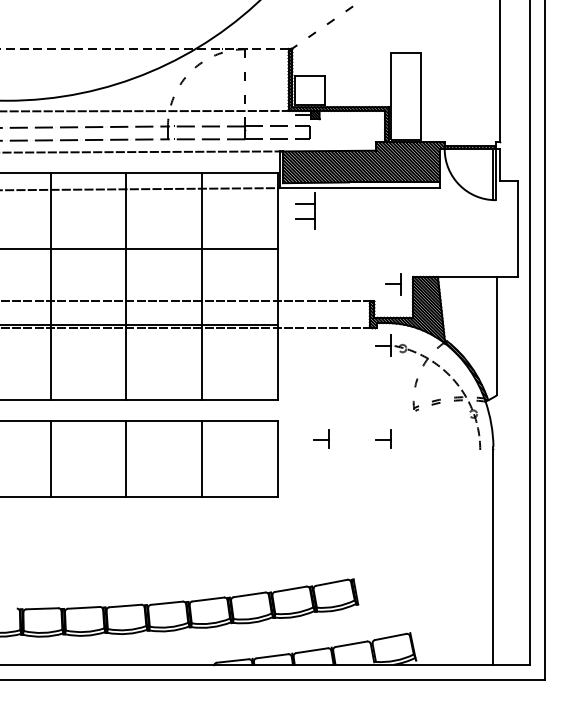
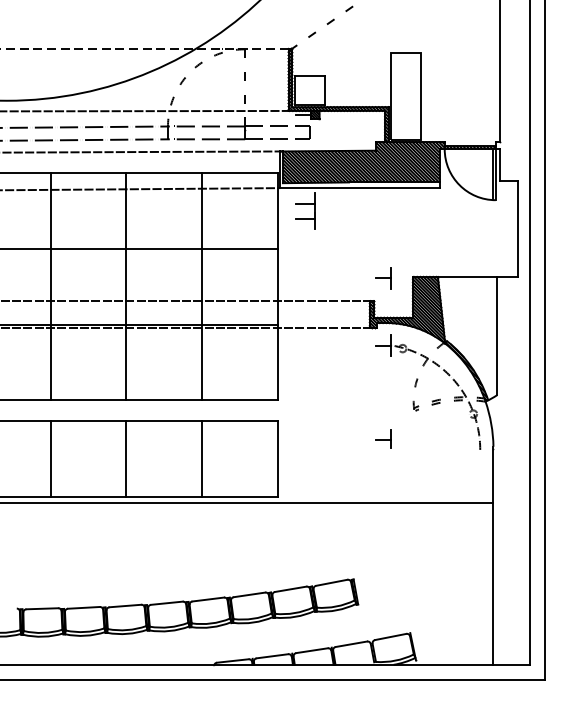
part position: (393, 284) -> (383, 278) (383, 278)
part: present -> none (321, 438)
line: none -> present (247, 502)
